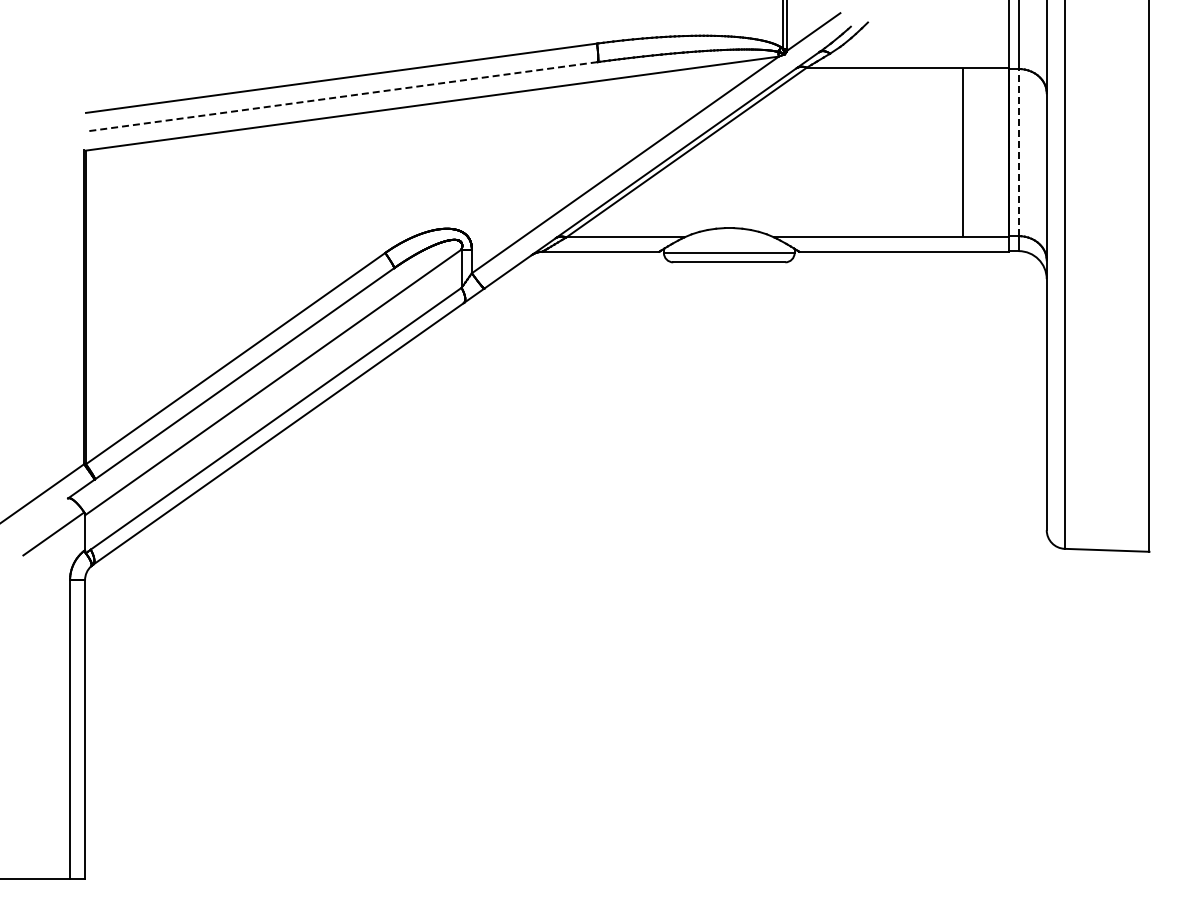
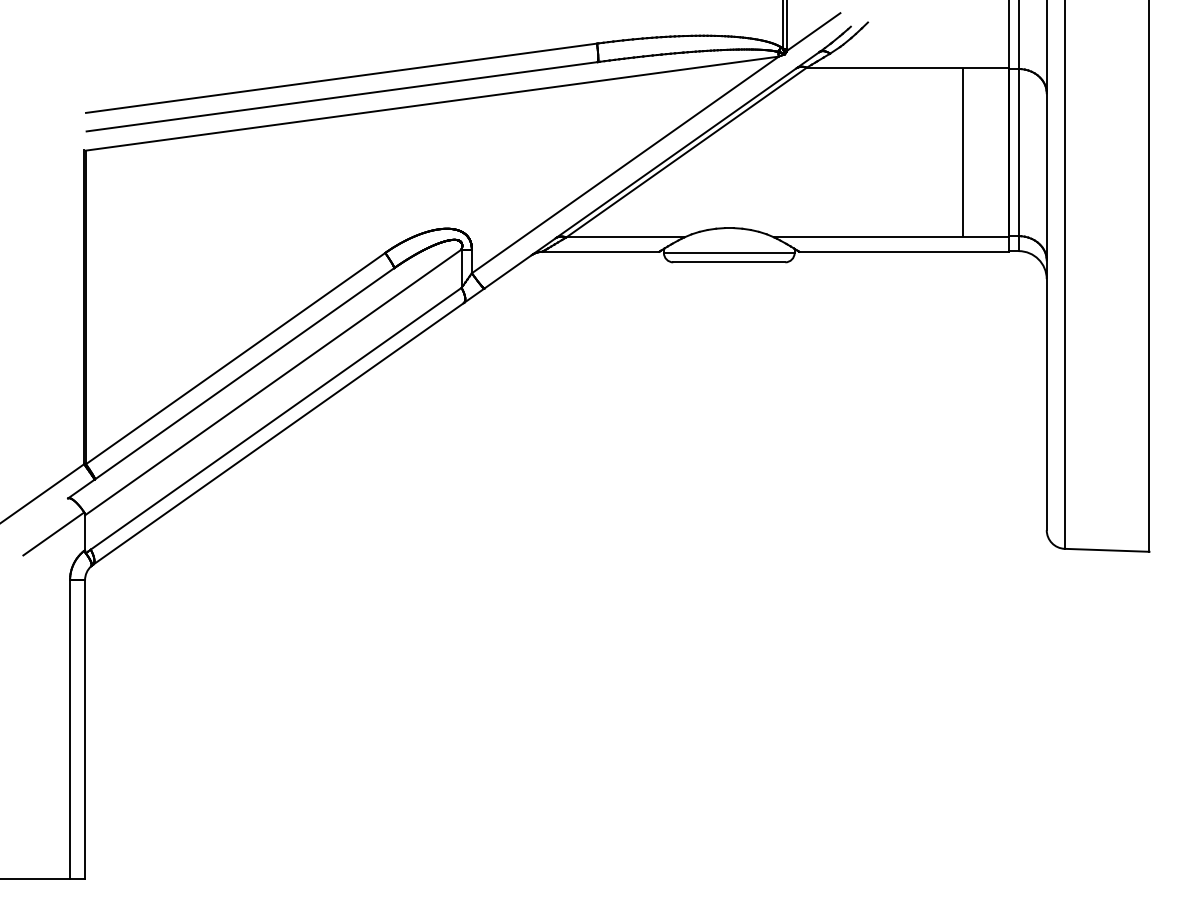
line: dashed -> solid (342, 96)
line: dashed -> solid (1018, 152)
